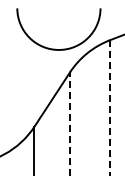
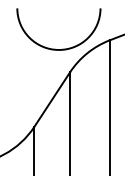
line: dashed -> solid (109, 108)
line: dashed -> solid (70, 123)
